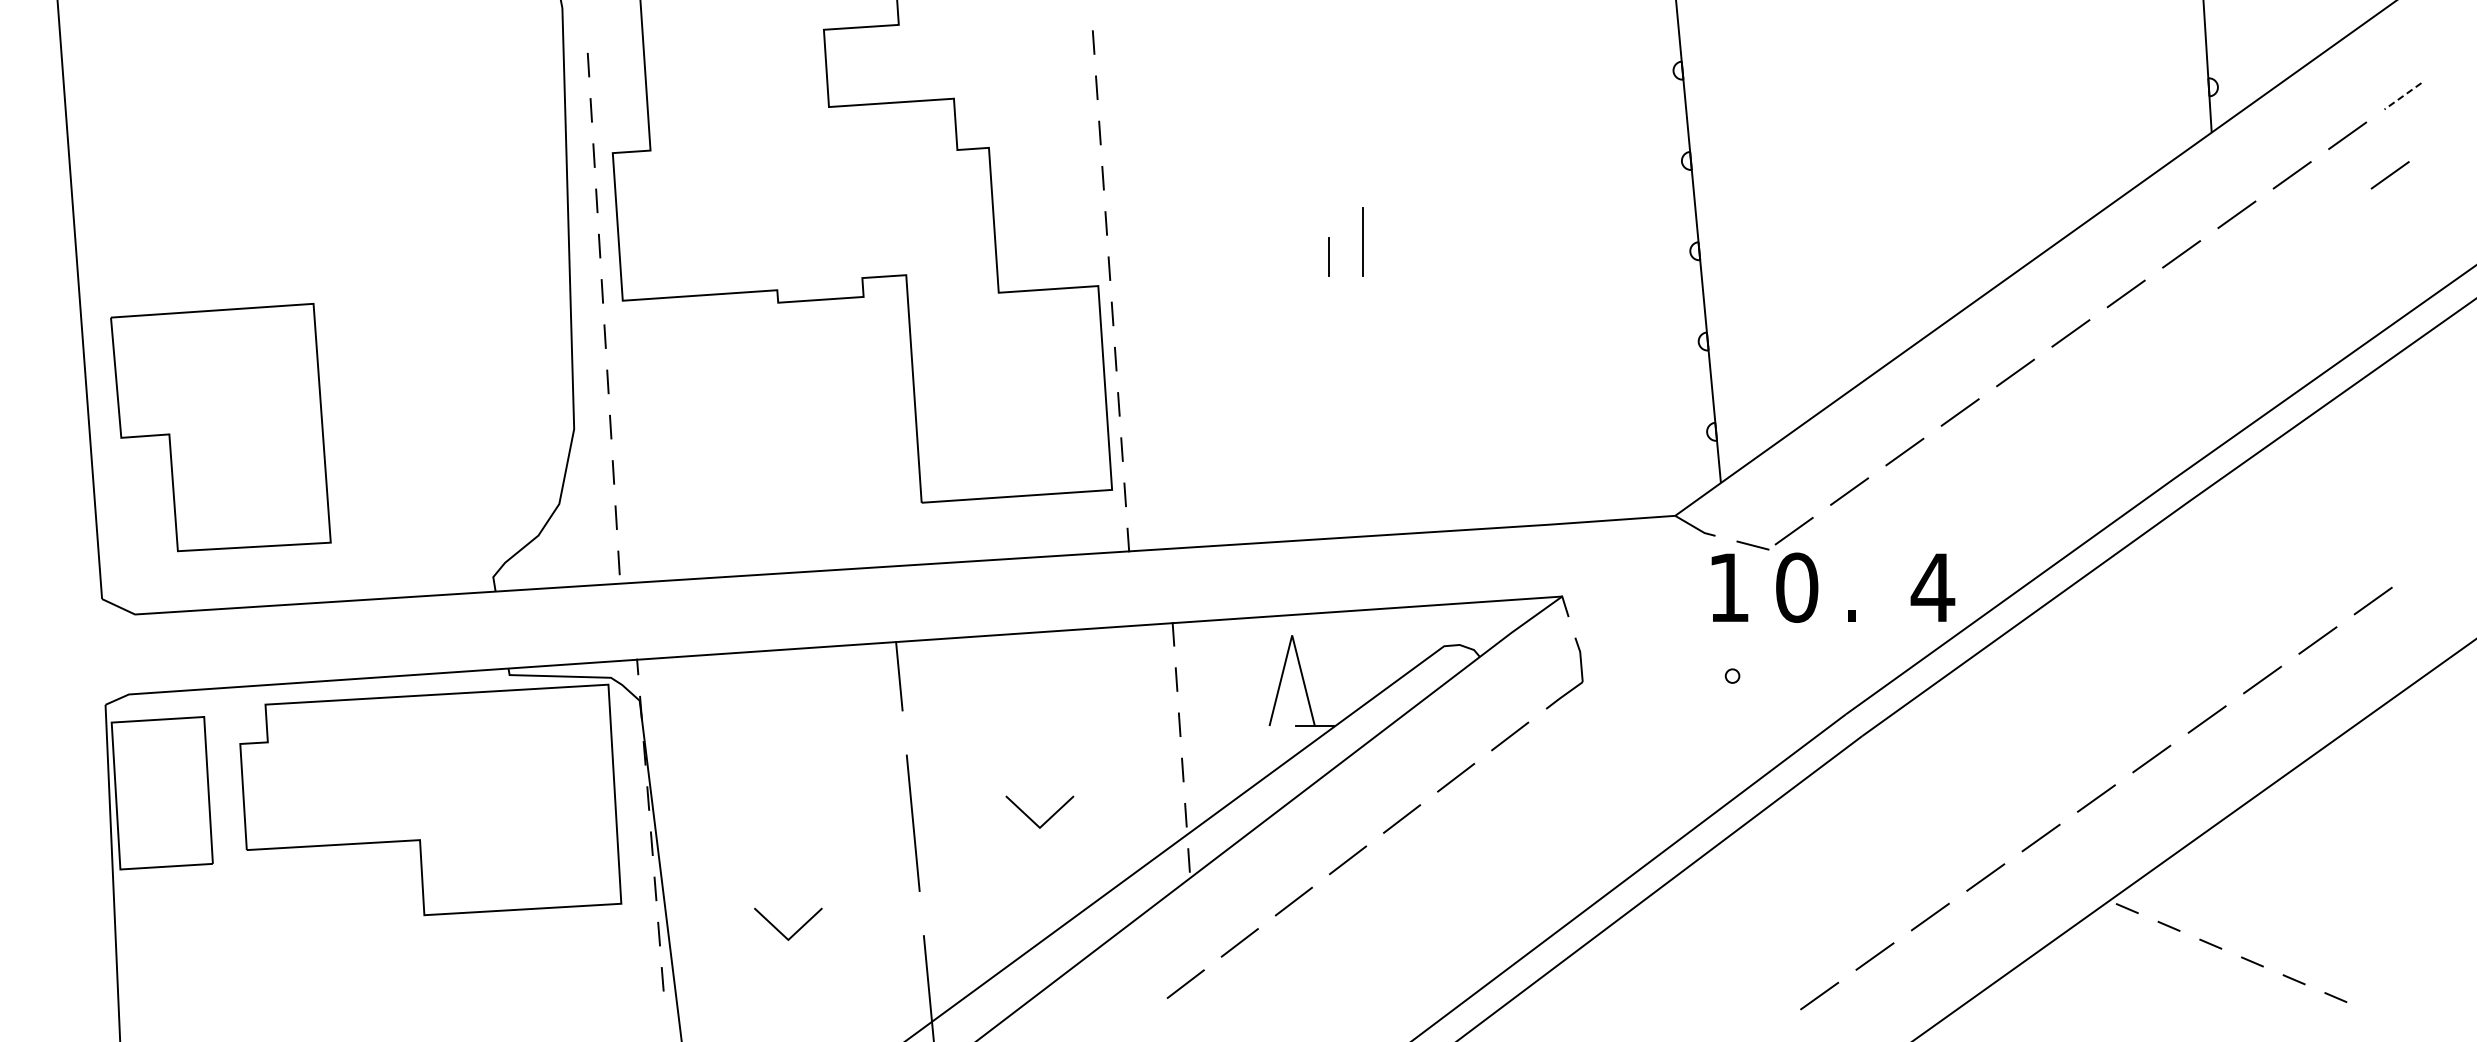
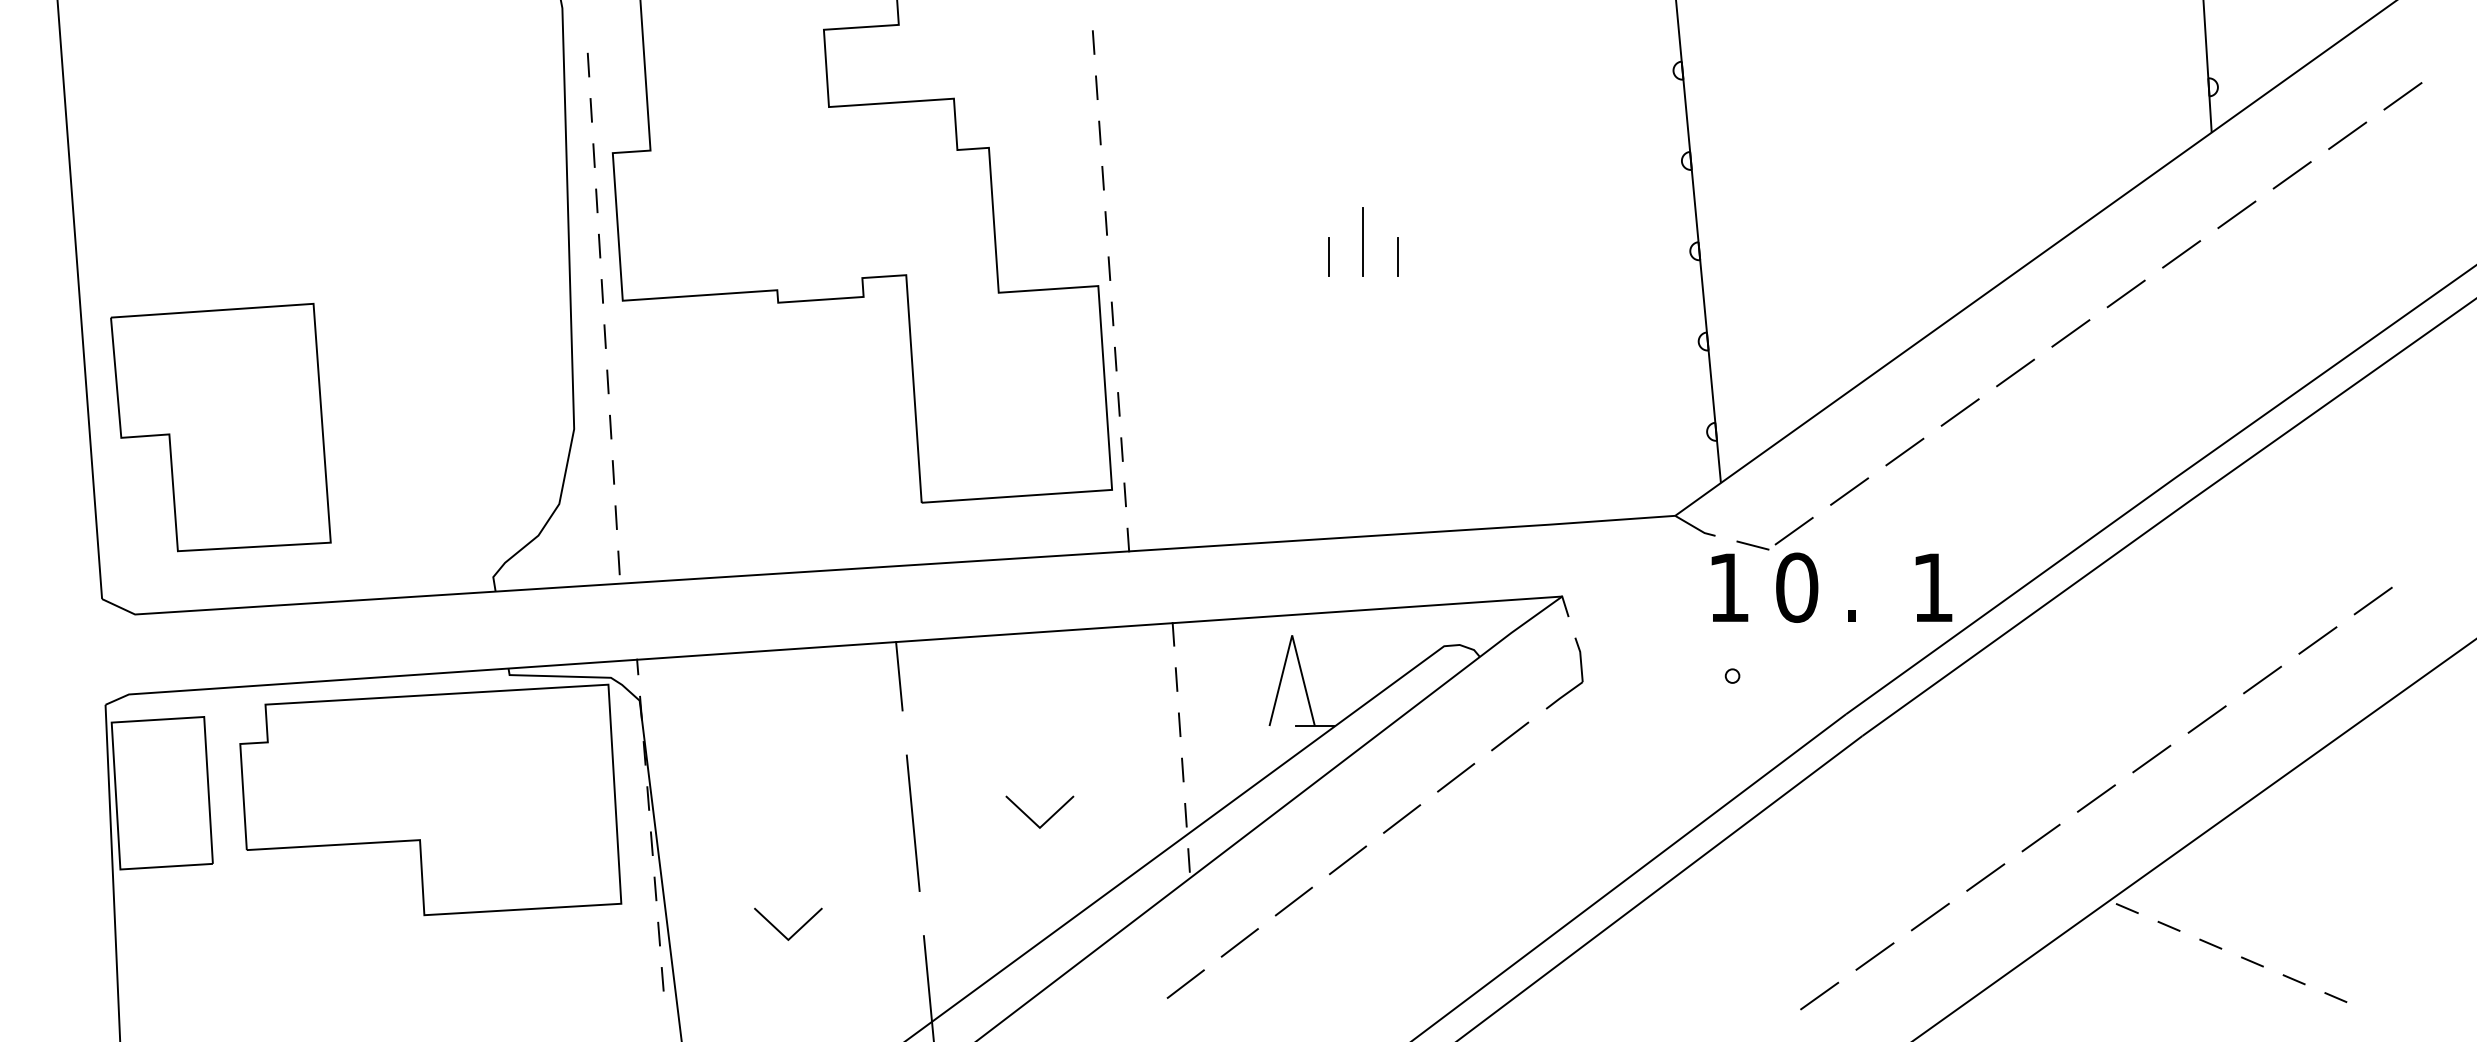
line: dashed -> solid (2402, 96)
line: present -> none (2389, 175)
line: none -> present (1397, 256)
text: 4 -> 1 (1932, 587)
